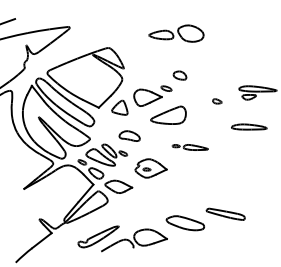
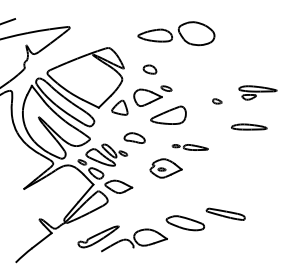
part size: 57x19 px -> 79x26 px (176, 33)
part position: (179, 75) -> (149, 69) (149, 69)
part position: (129, 135) -> (134, 137) (134, 137)
part position: (150, 168) -> (165, 168) (165, 168)
